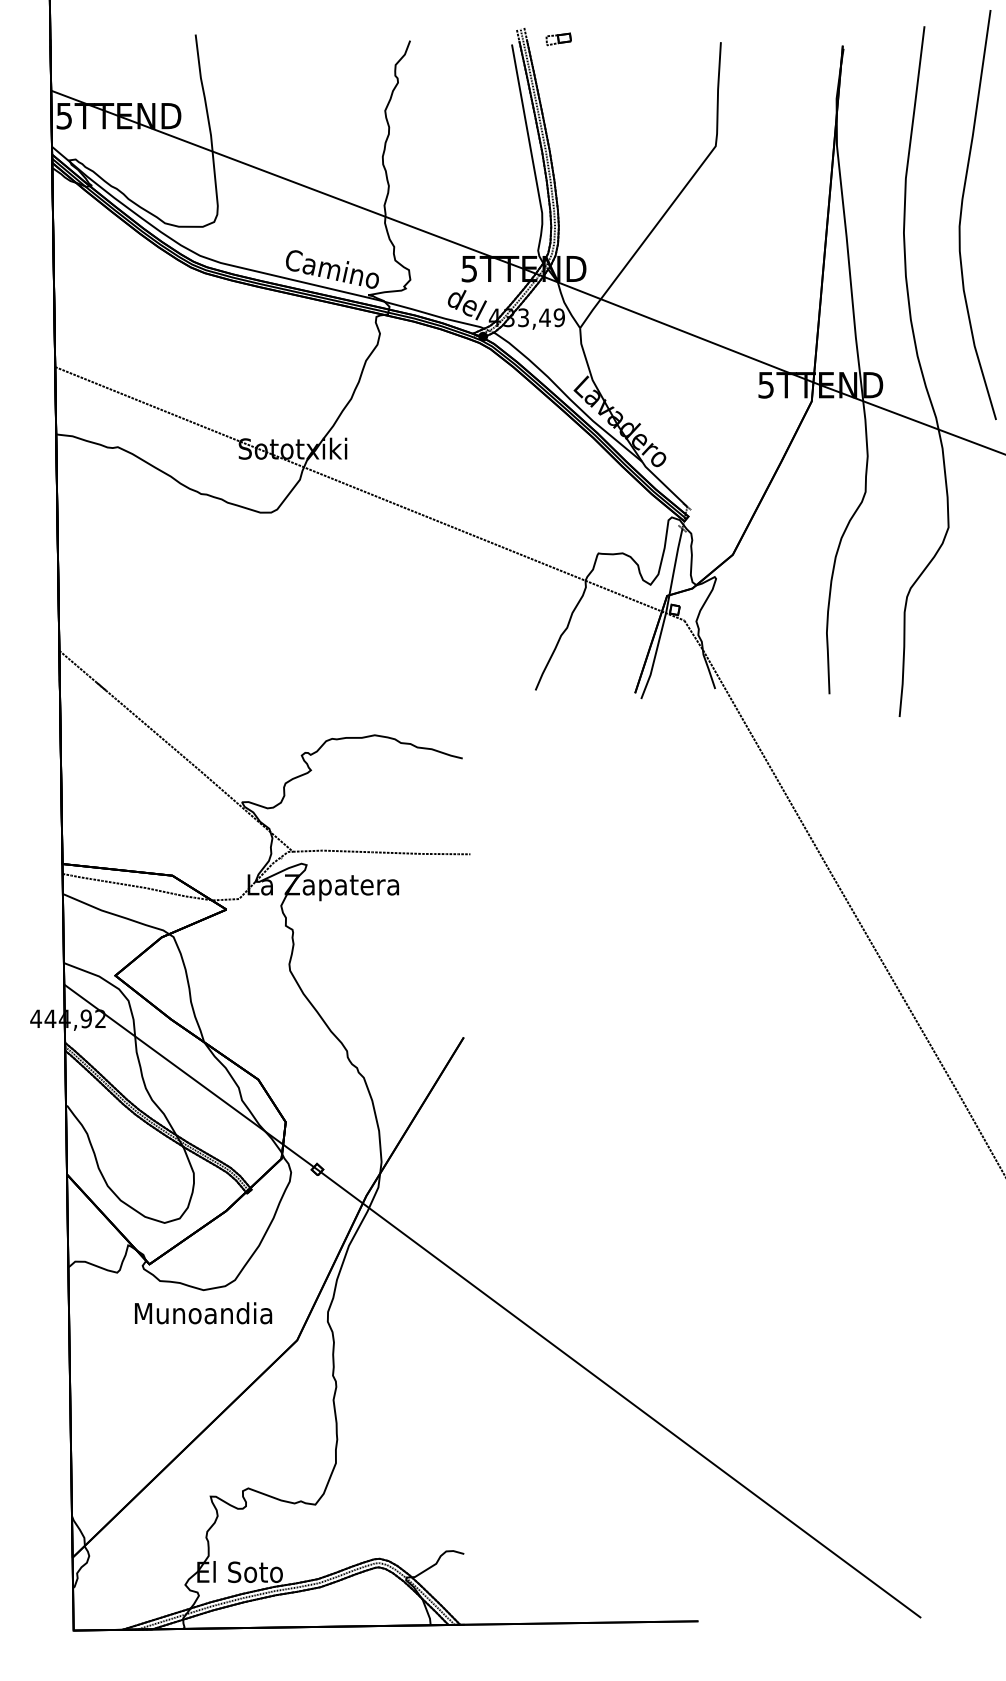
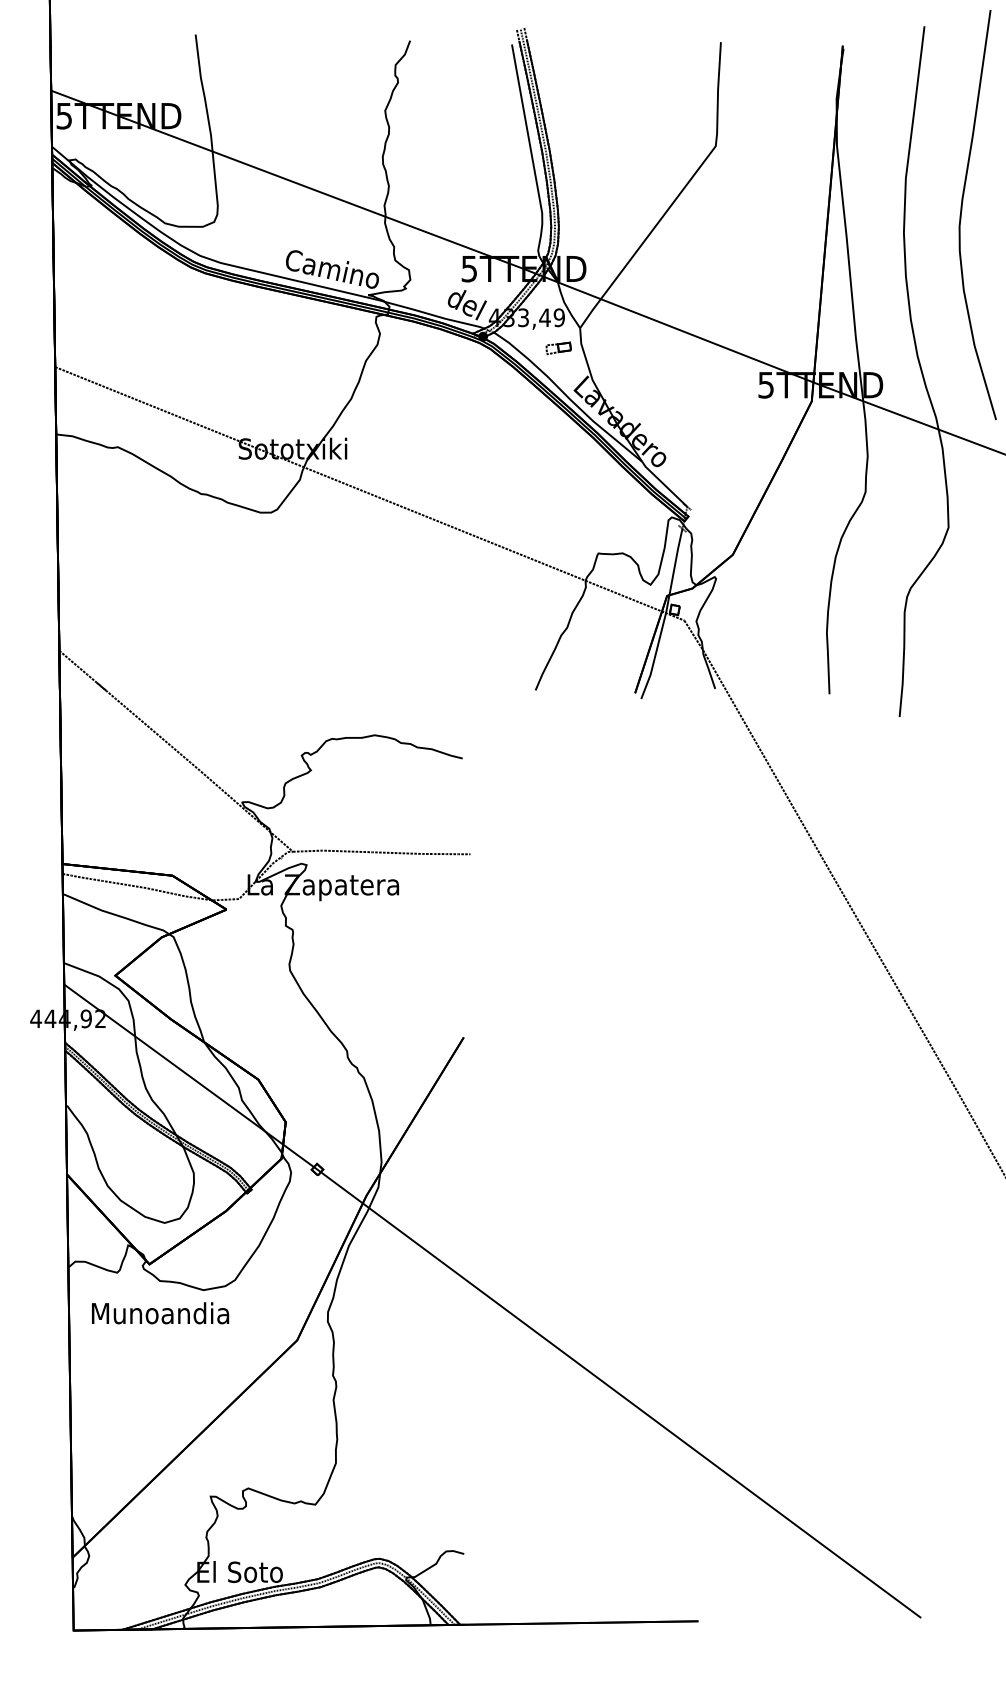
part position: (558, 39) -> (558, 348) (558, 348)
text position: (203, 1313) -> (160, 1313) (160, 1313)
